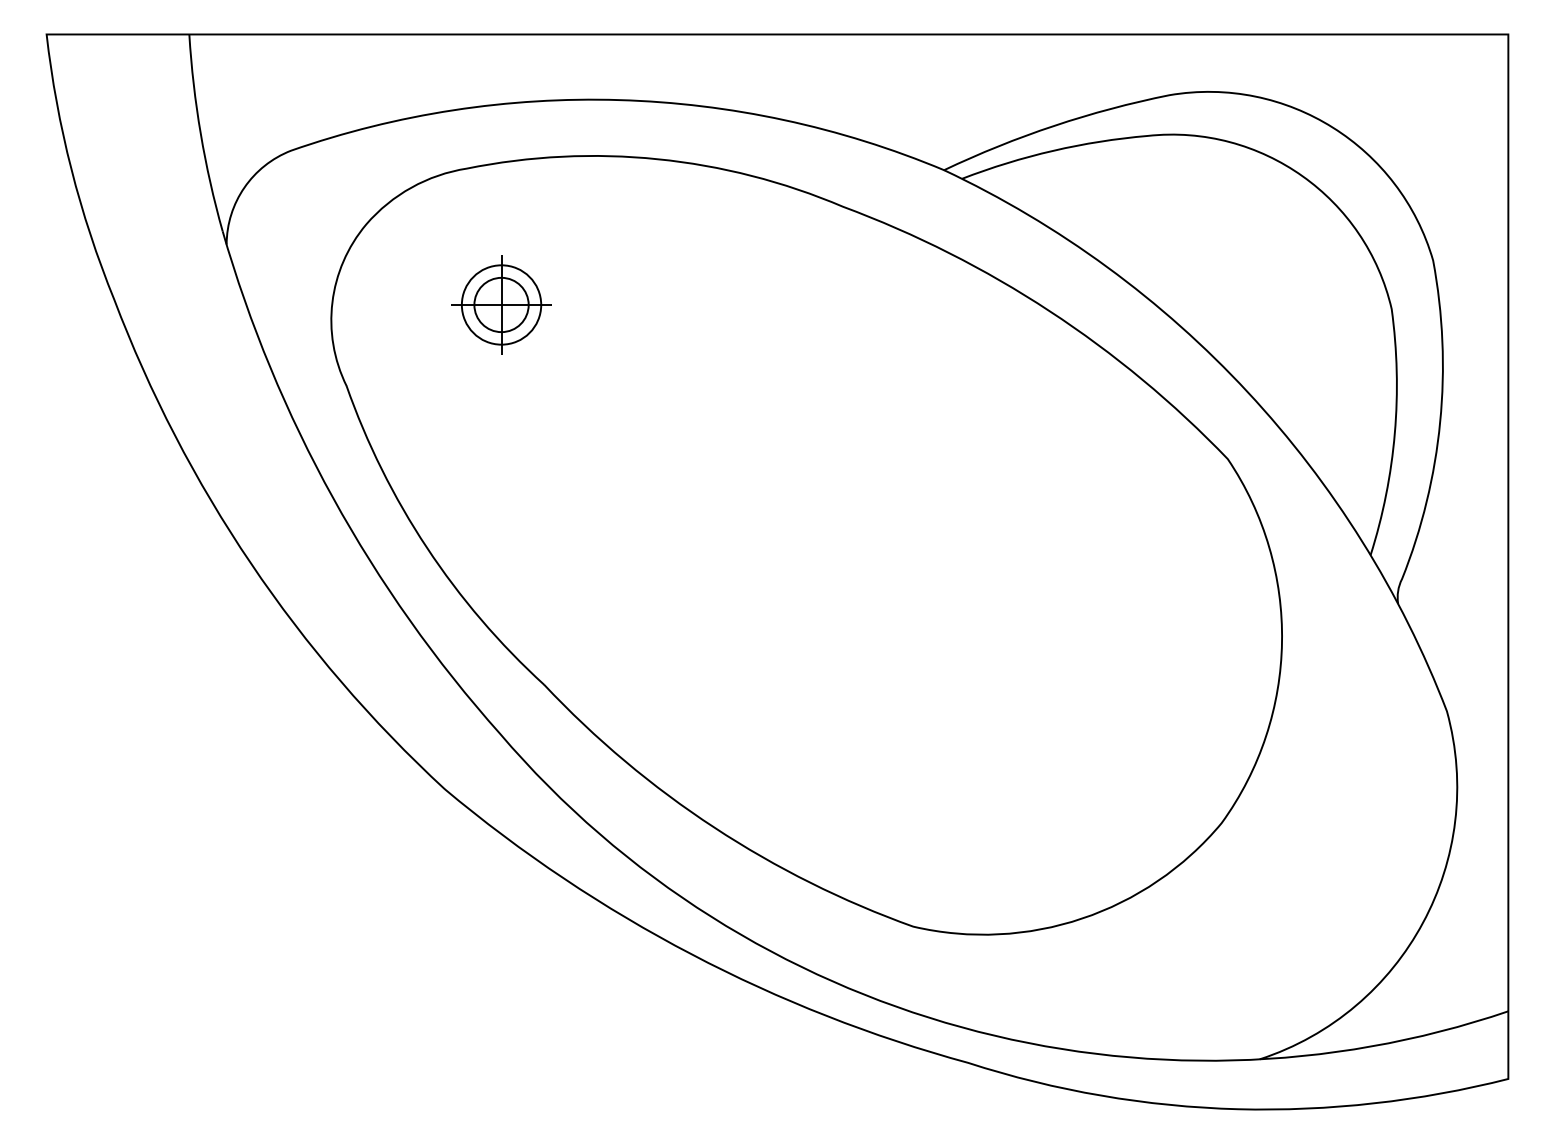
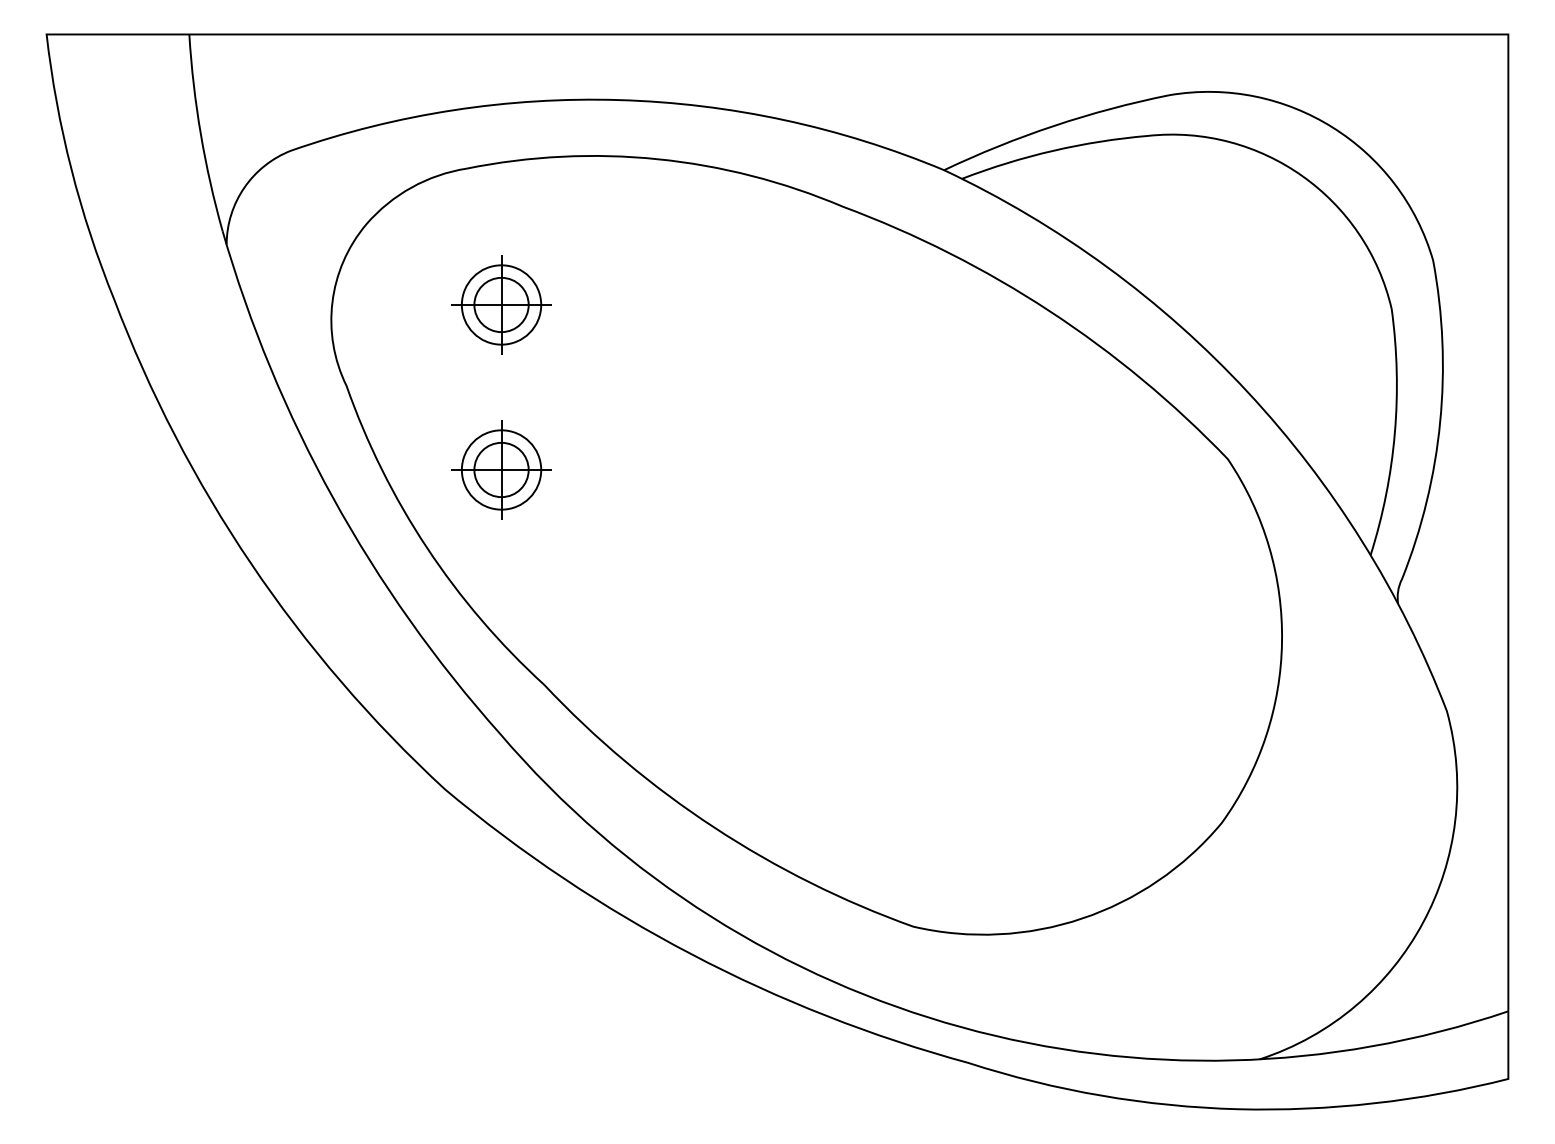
part: none -> present (501, 469)
